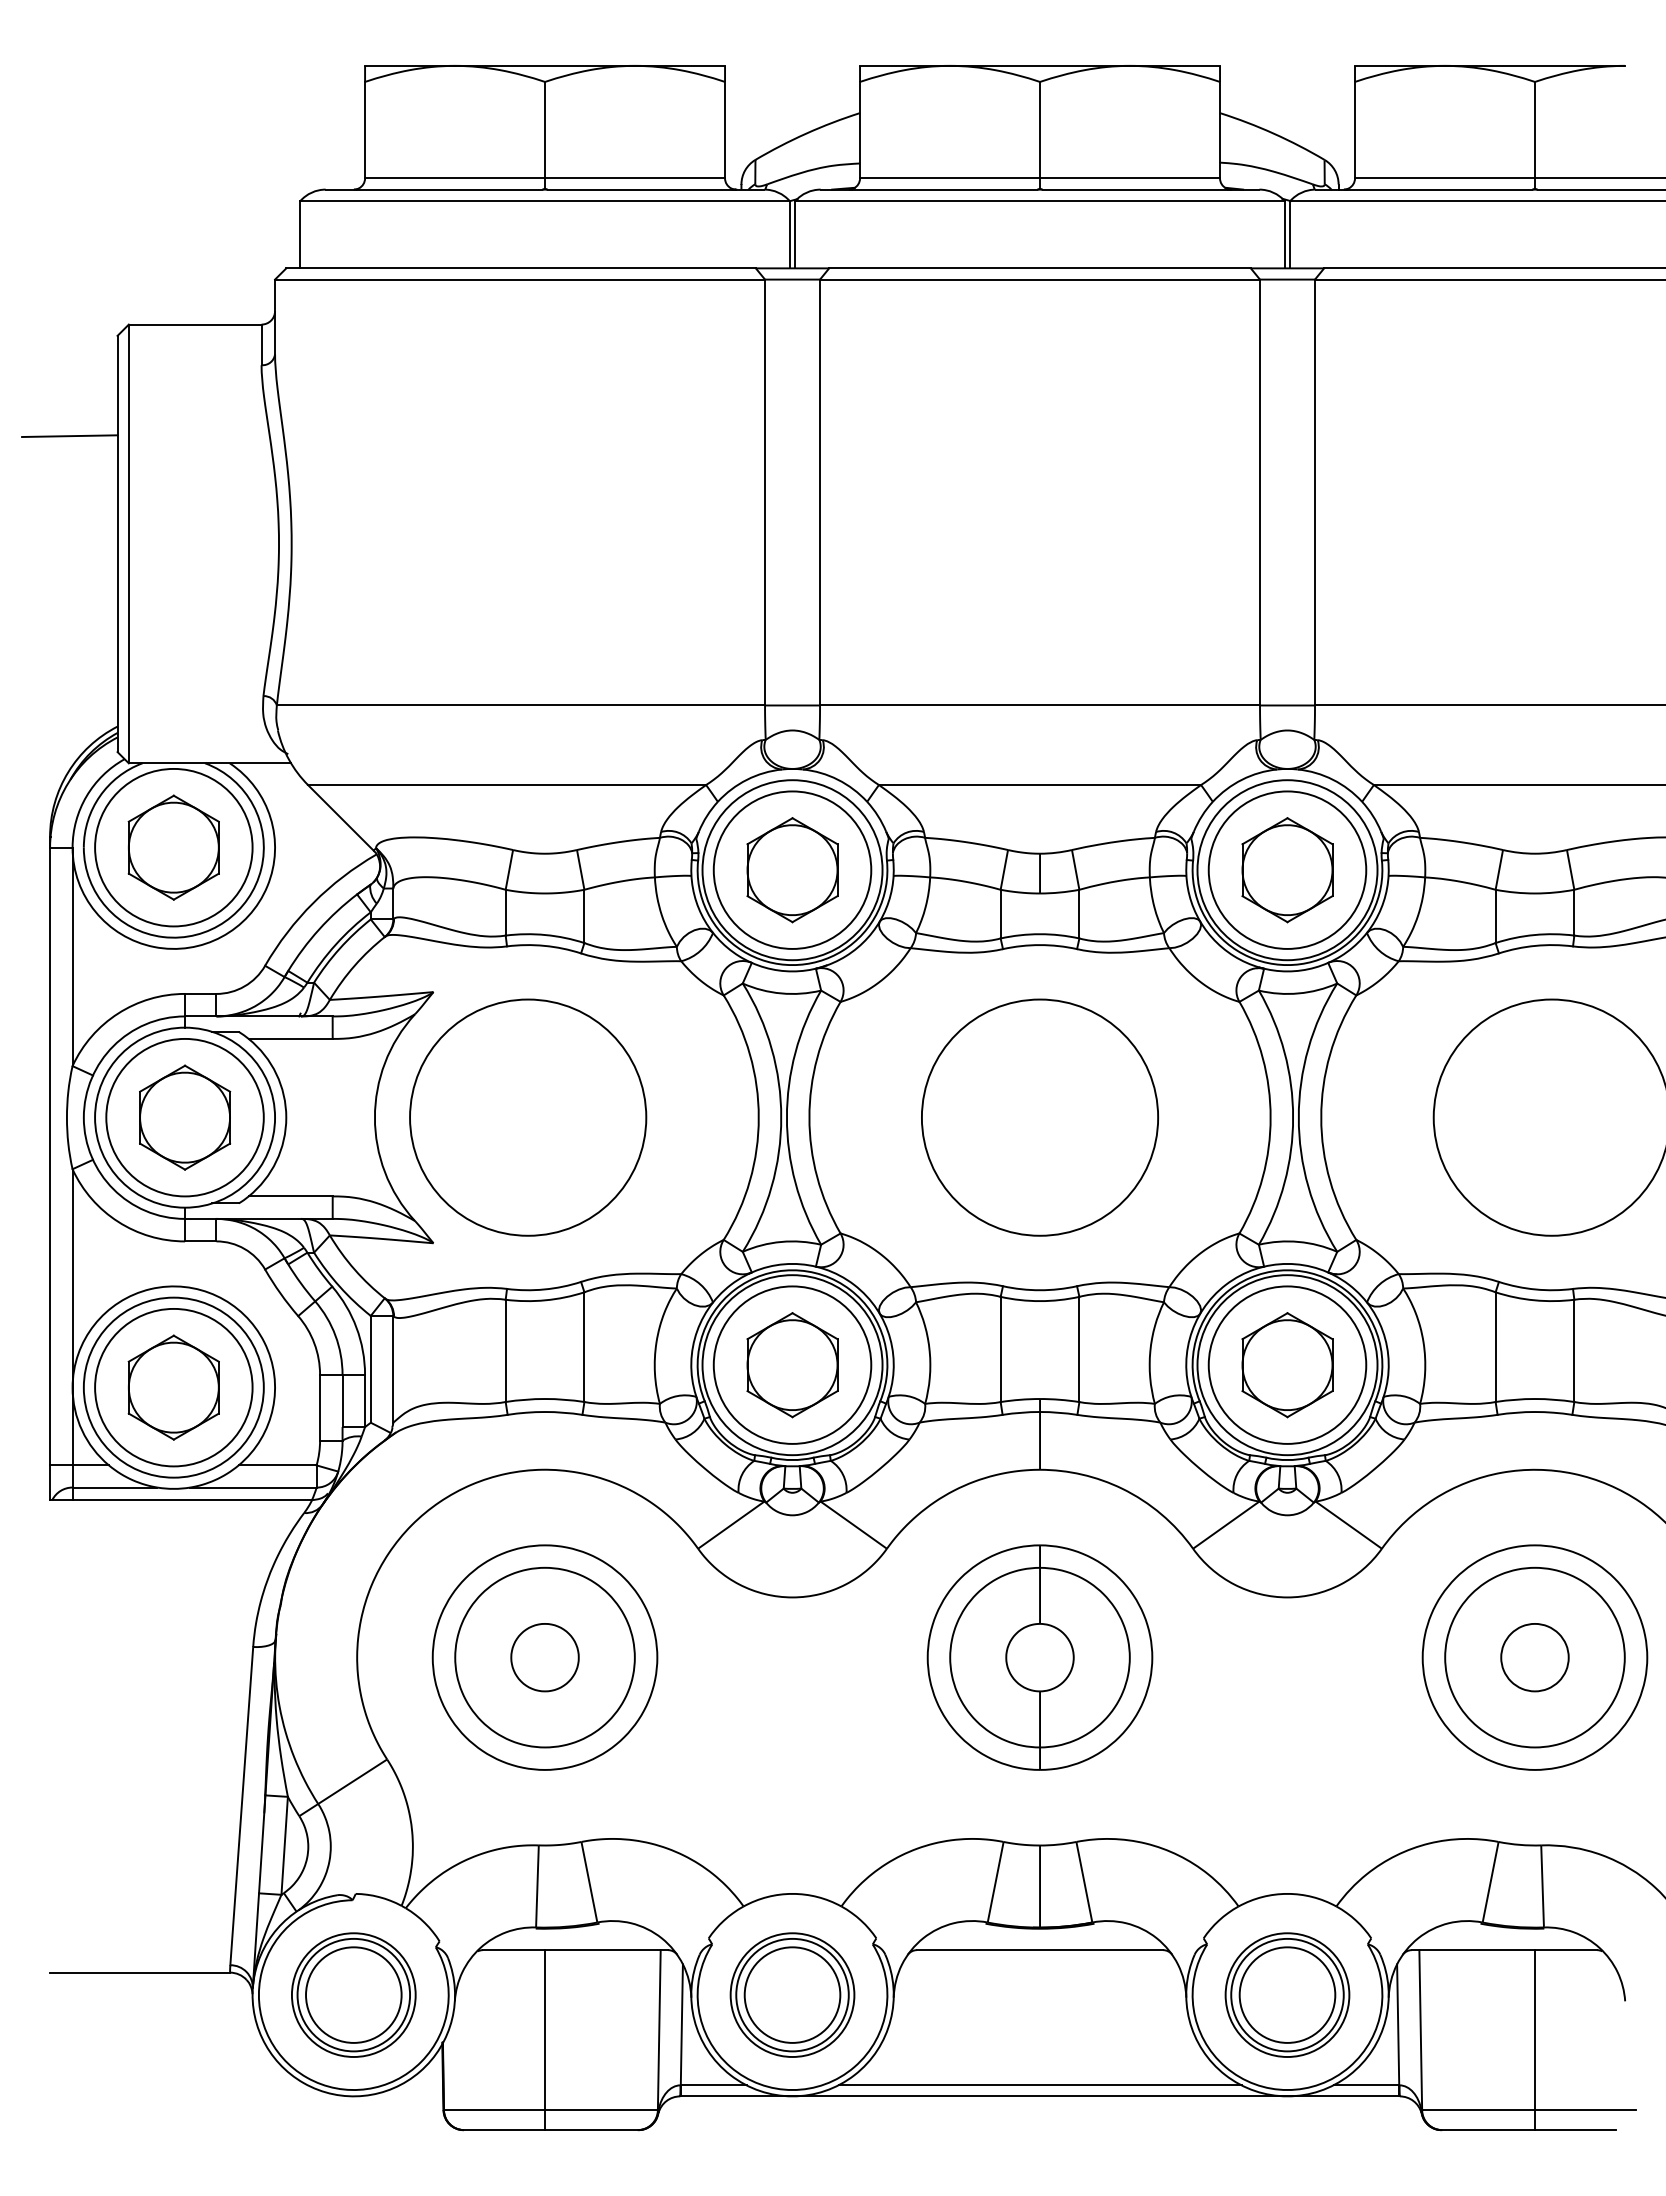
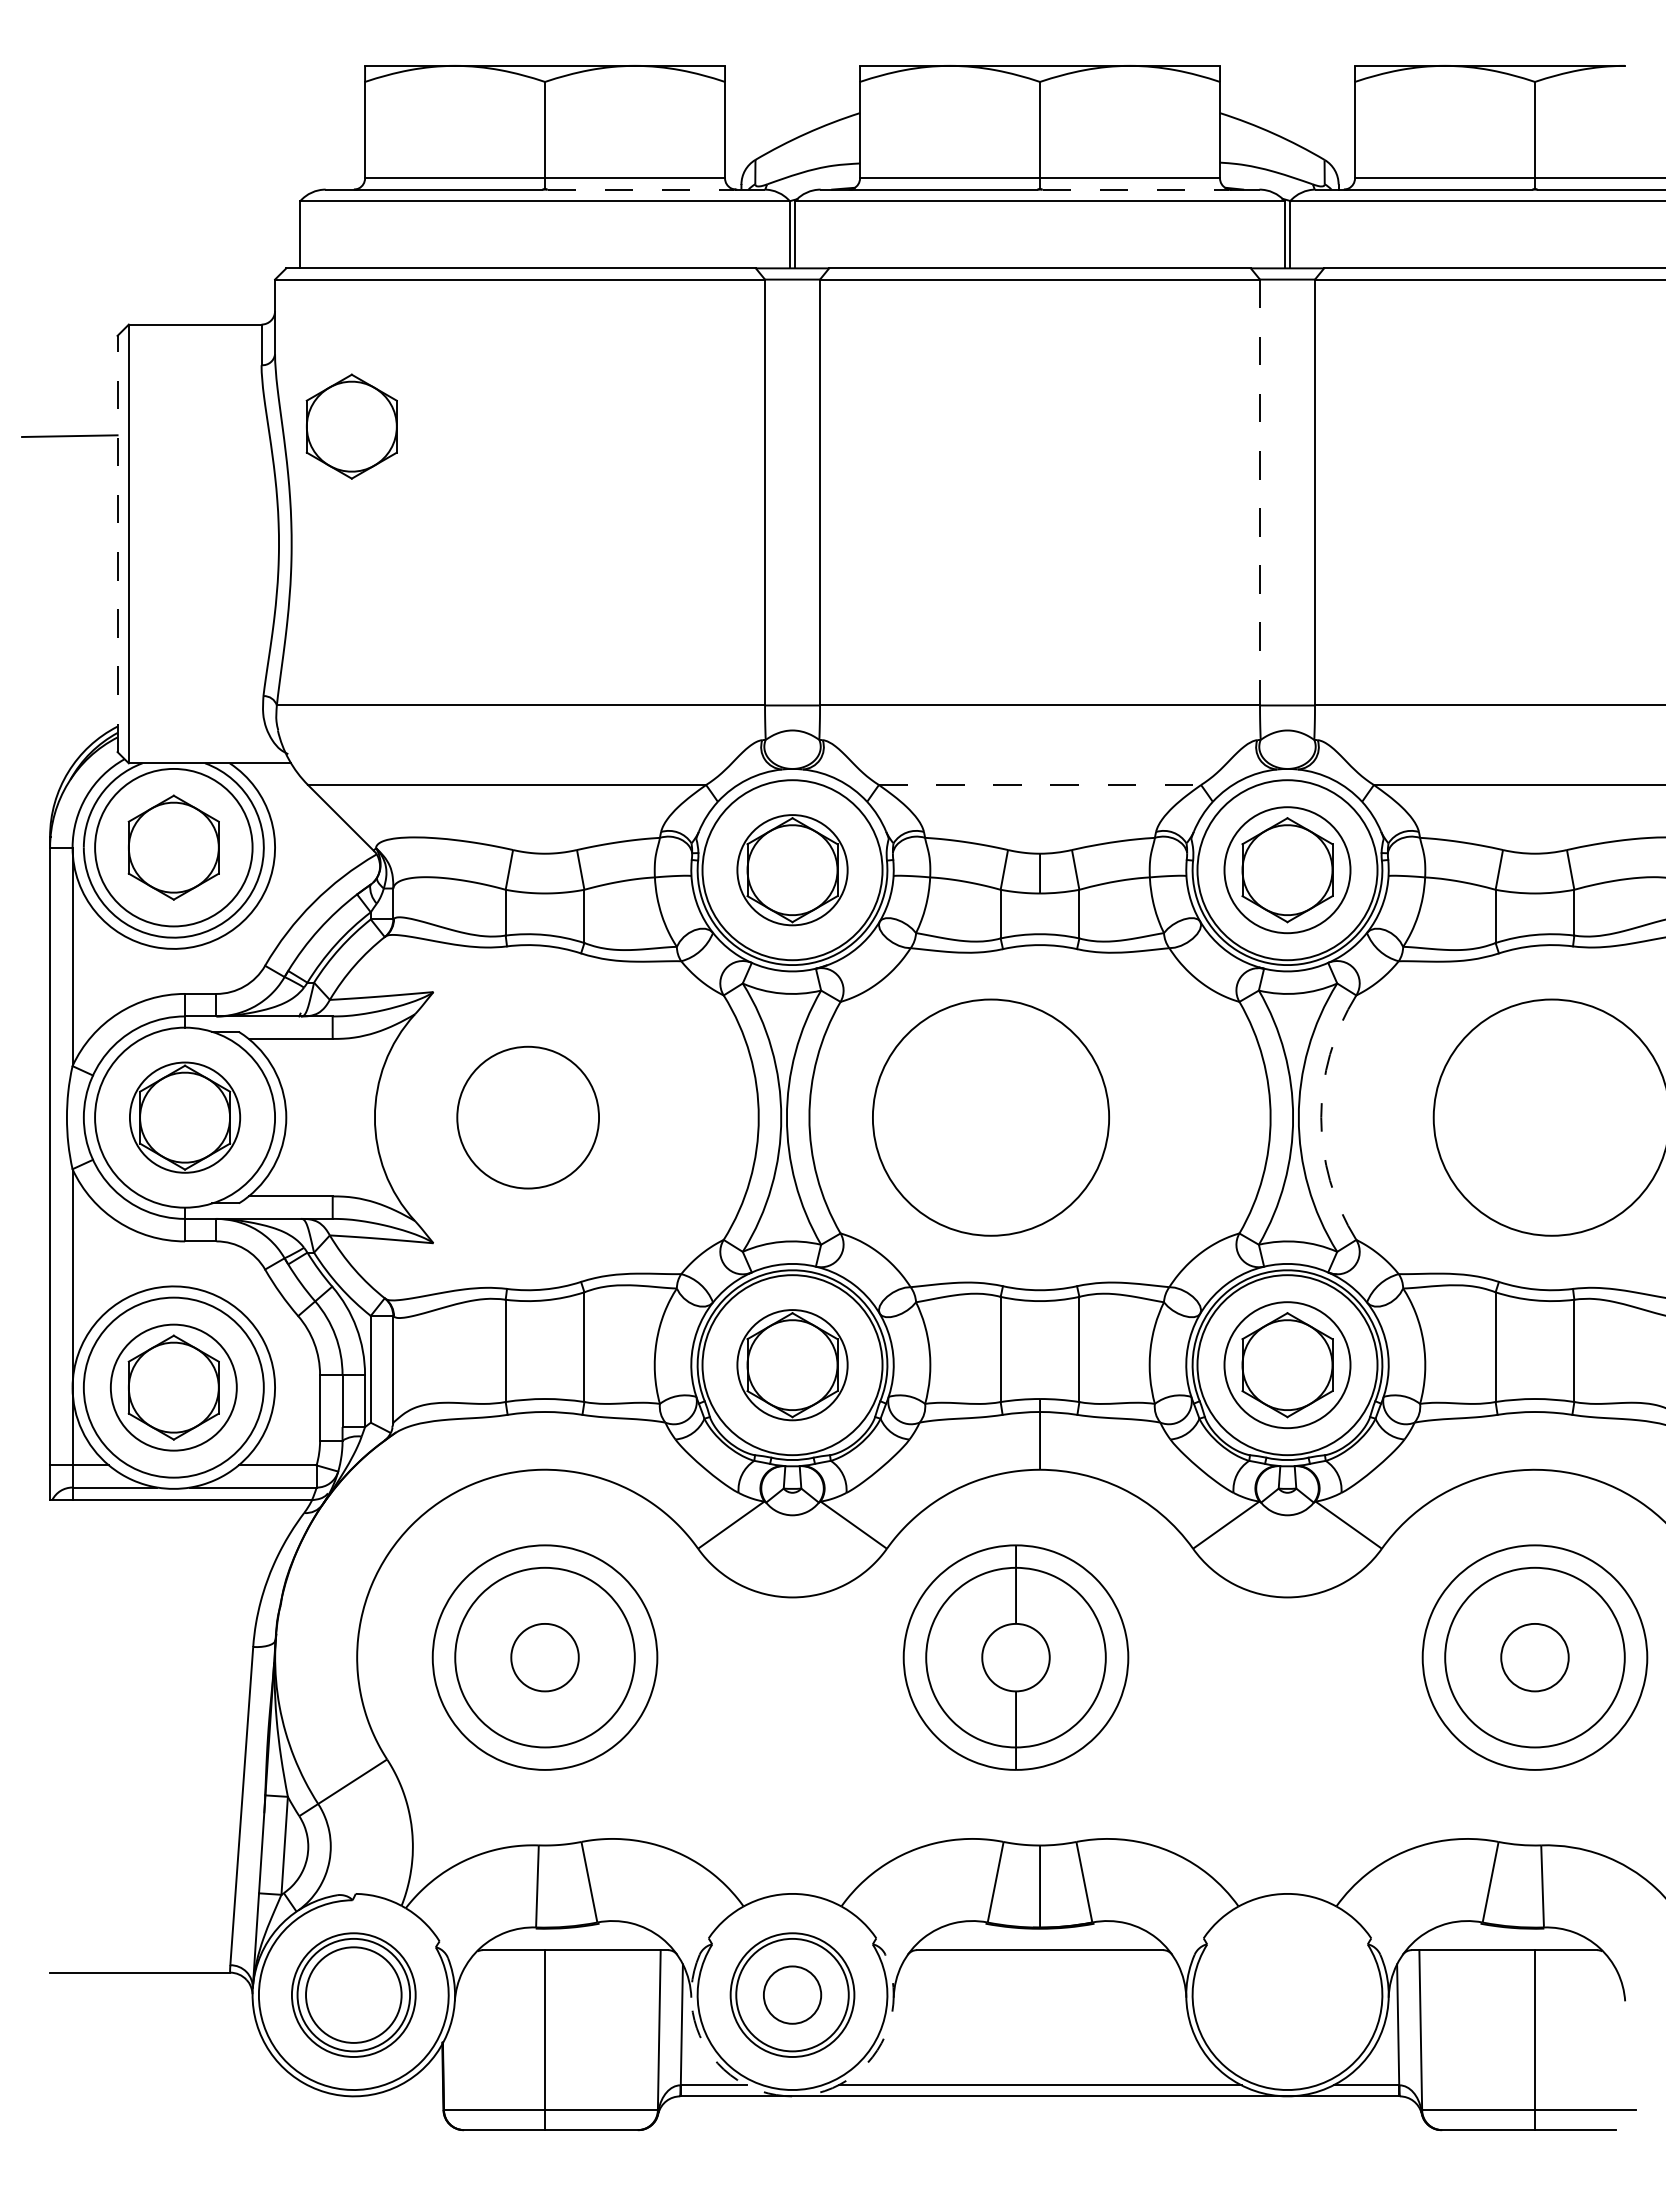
line: solid -> dashed (641, 189)
line: solid -> dashed (1136, 189)
part: none -> present (351, 426)
line: solid -> dashed (1260, 492)
line: solid -> dashed (117, 543)
line: solid -> dashed (1040, 785)
circle diameter: 157 px -> 110 px (792, 870)
circle diameter: 157 px -> 126 px (1287, 870)
circle diameter: 157 px -> 110 px (184, 1117)
circle diameter: 236 px -> 142 px (528, 1117)
circle position: (1039, 1117) -> (990, 1117) (990, 1117)
arc: solid -> dashed (1321, 1117)
circle diameter: 157 px -> 110 px (792, 1365)
circle diameter: 157 px -> 126 px (1287, 1365)
circle diameter: 157 px -> 126 px (173, 1387)
part position: (1039, 1657) -> (1015, 1657) (1015, 1657)
circle diameter: 96 px -> 57 px (792, 1994)
part: present -> none (1287, 1994)
arc: solid -> dashed (792, 2096)
